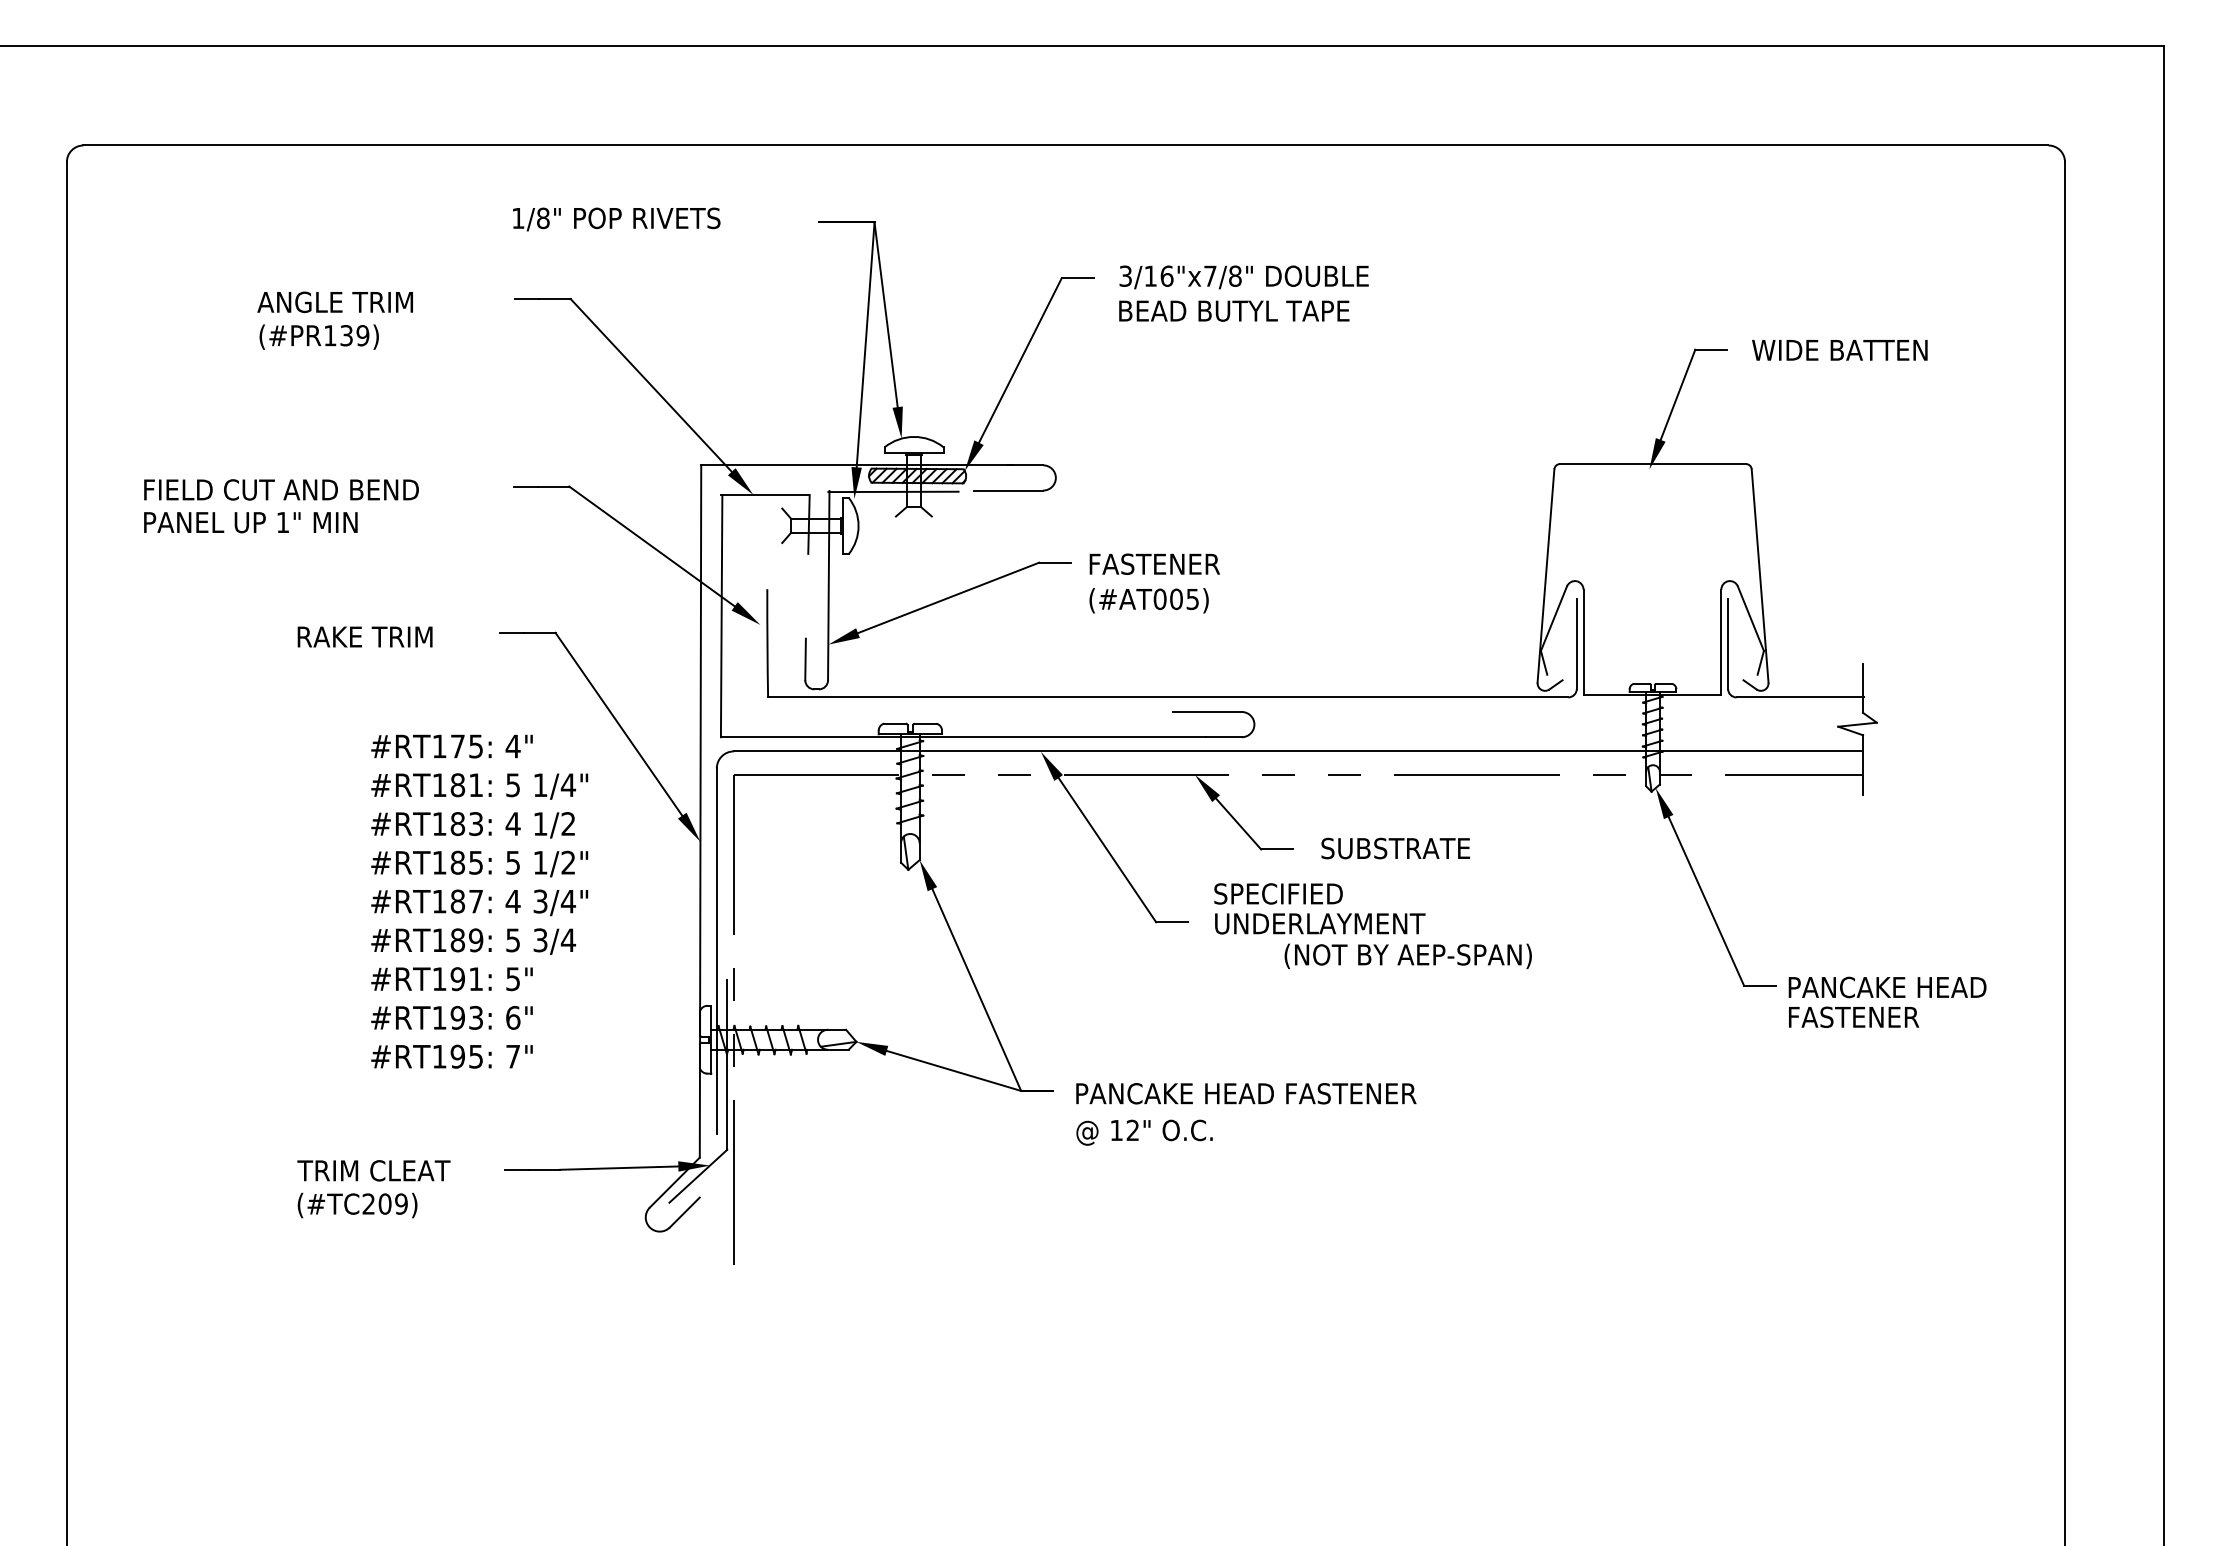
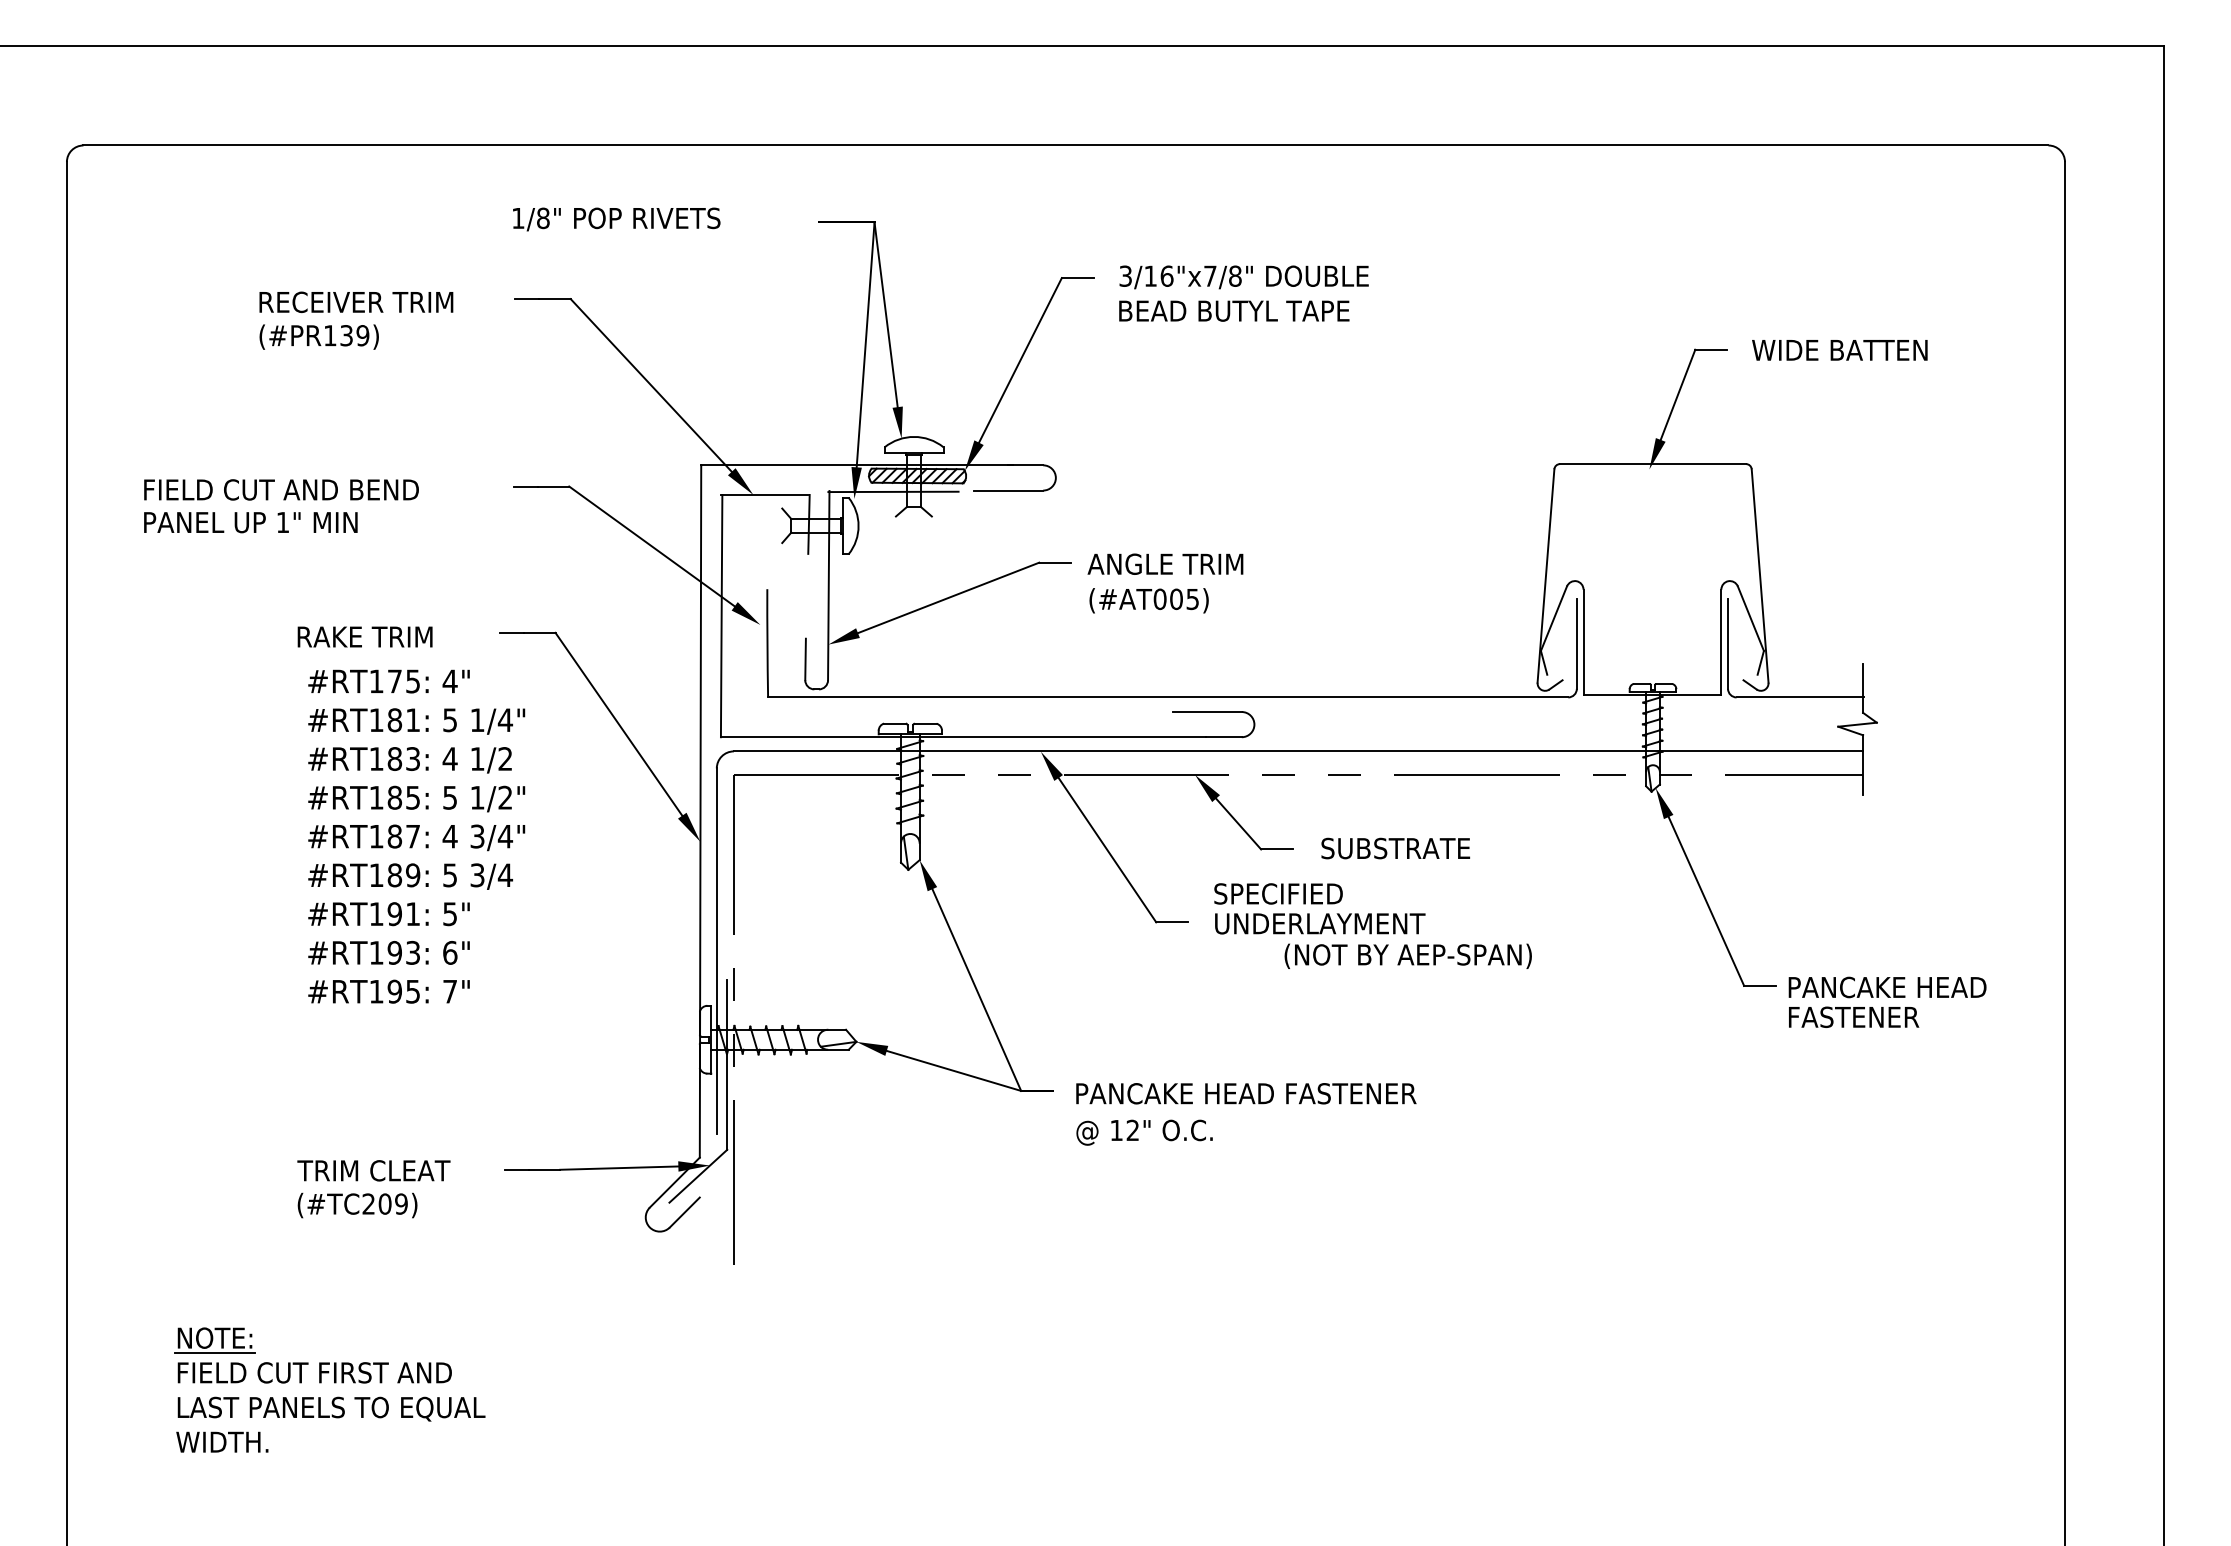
text: ANGLE TRIM -> RECEIVER TRIM (355, 302)
text: FASTENER -> ANGLE TRIM (1165, 563)
text position: (479, 901) -> (416, 836) (416, 836)
part: none -> present (334, 1383)
